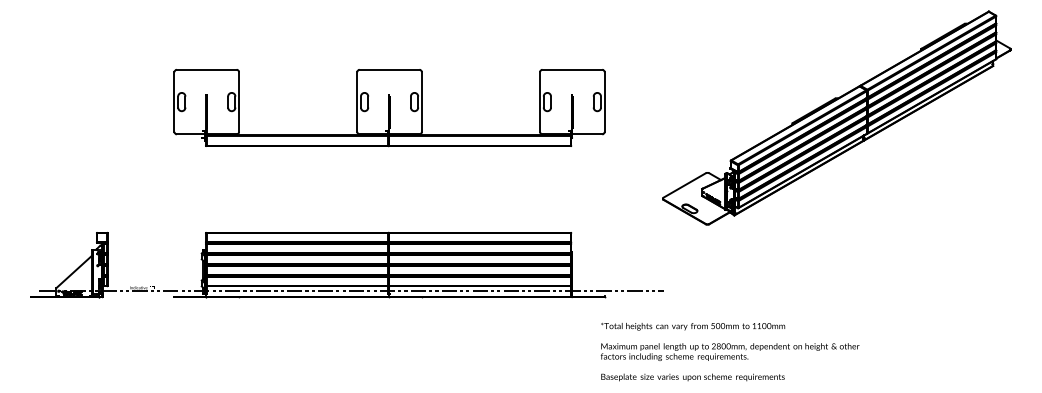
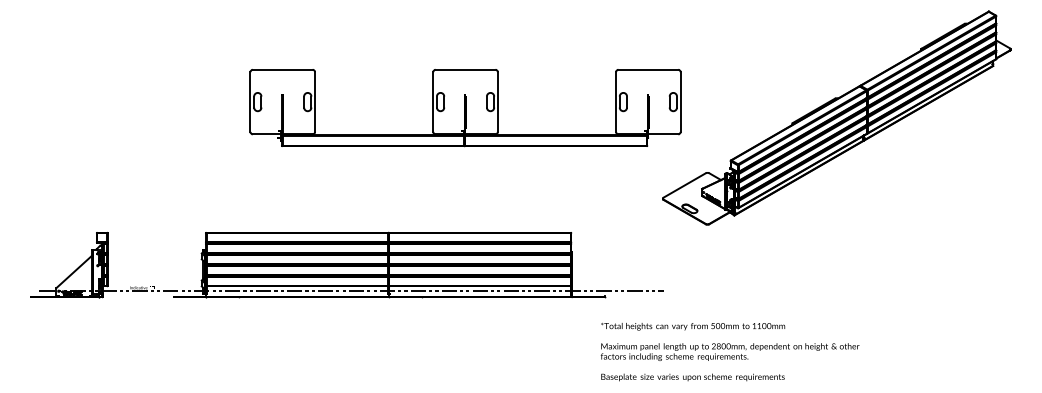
part position: (389, 108) -> (465, 108) (465, 108)
